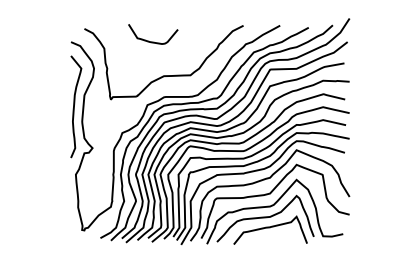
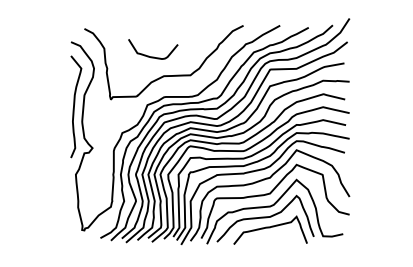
curve position: (153, 41) -> (153, 56) (153, 56)
